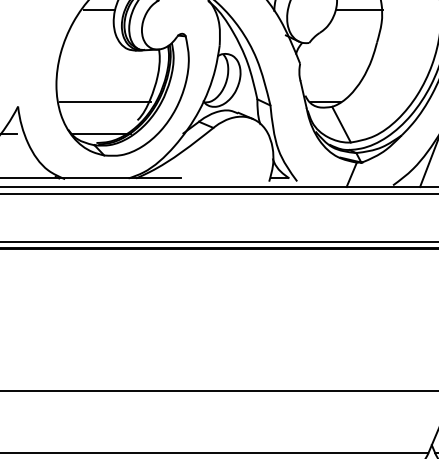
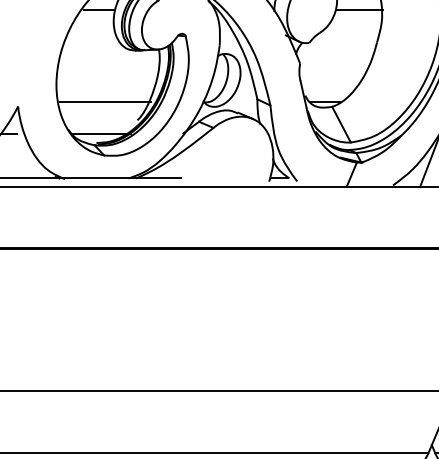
line: present -> none (218, 193)
line: present -> none (218, 242)
